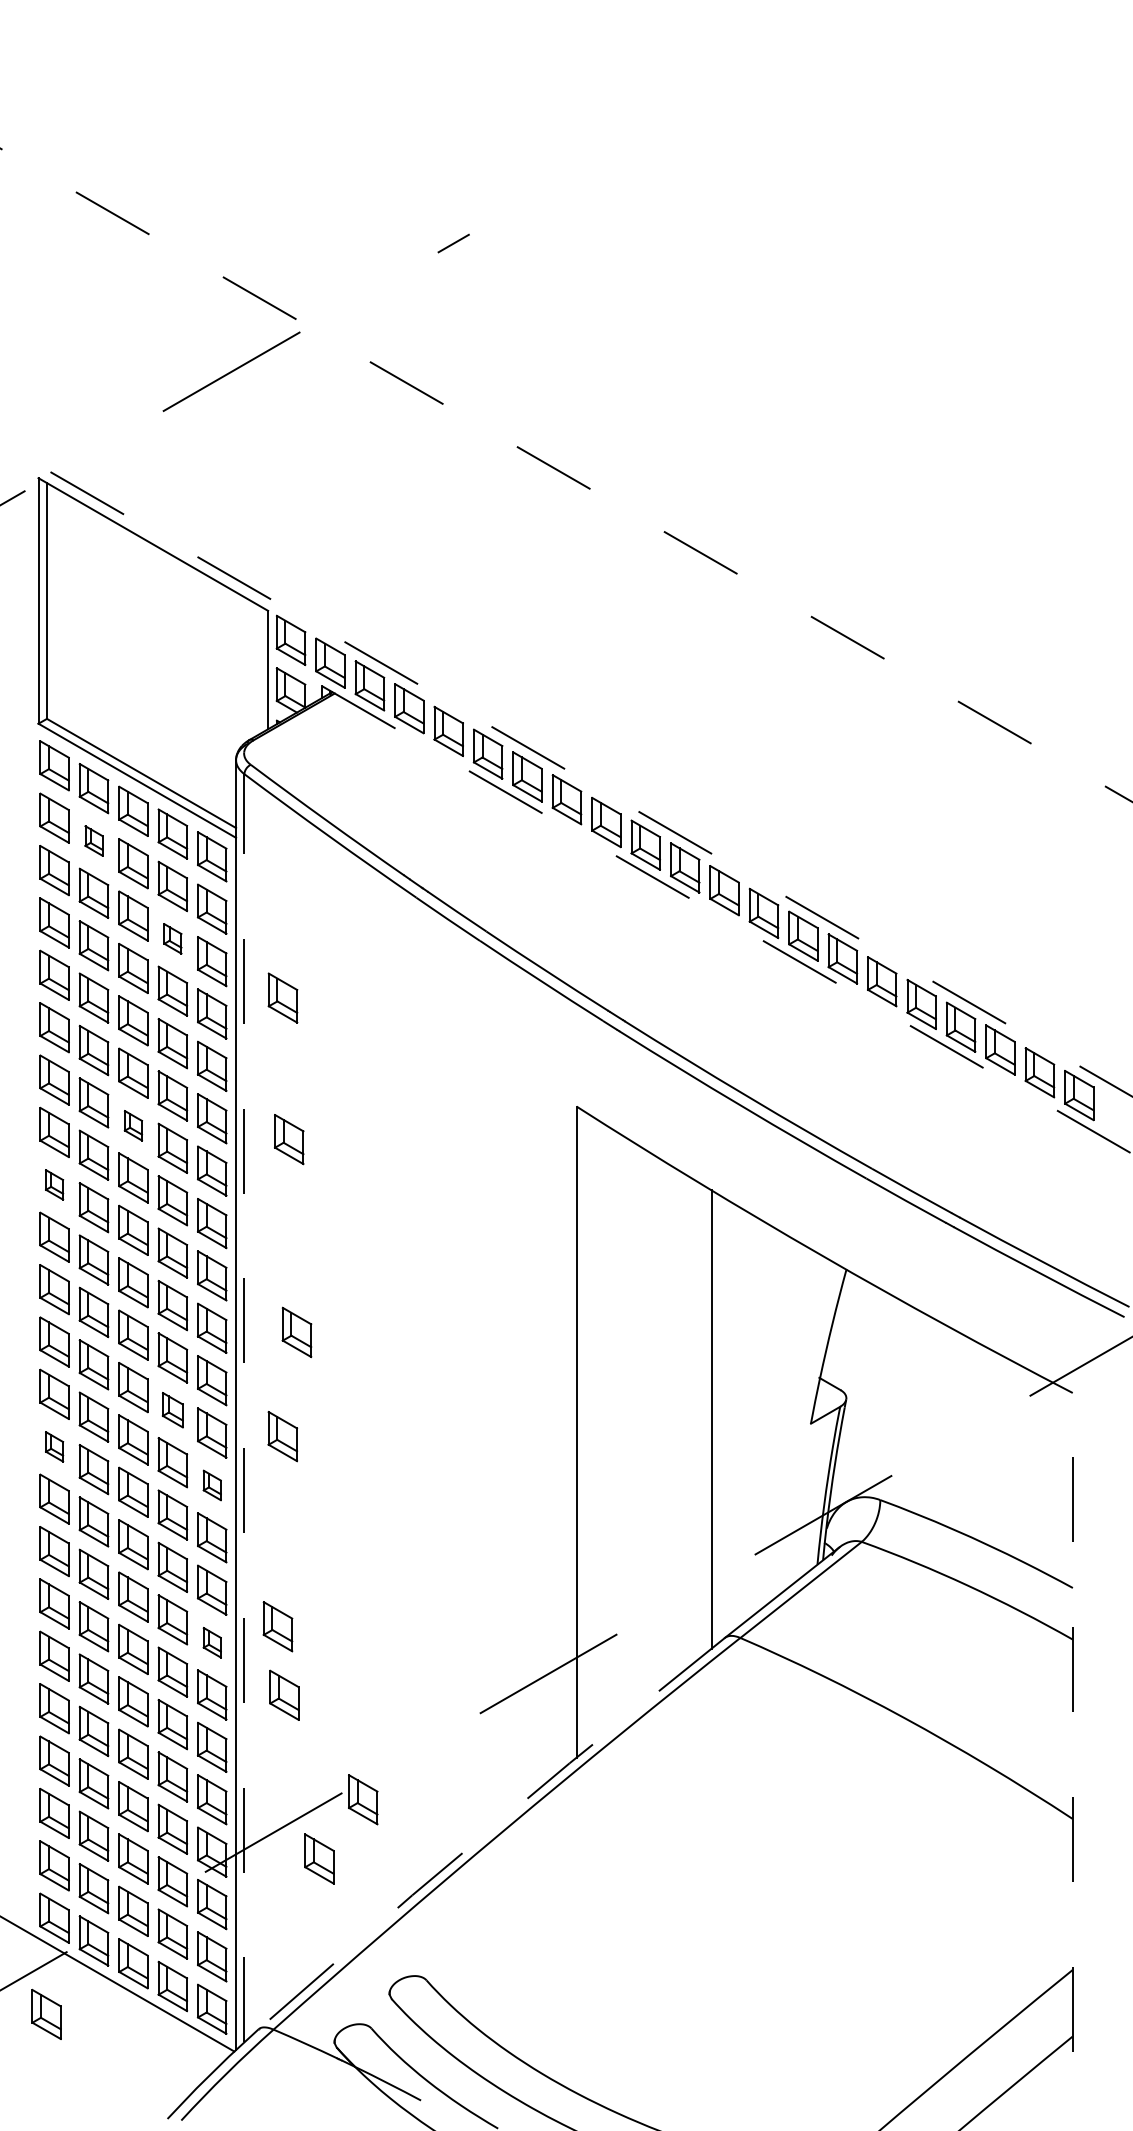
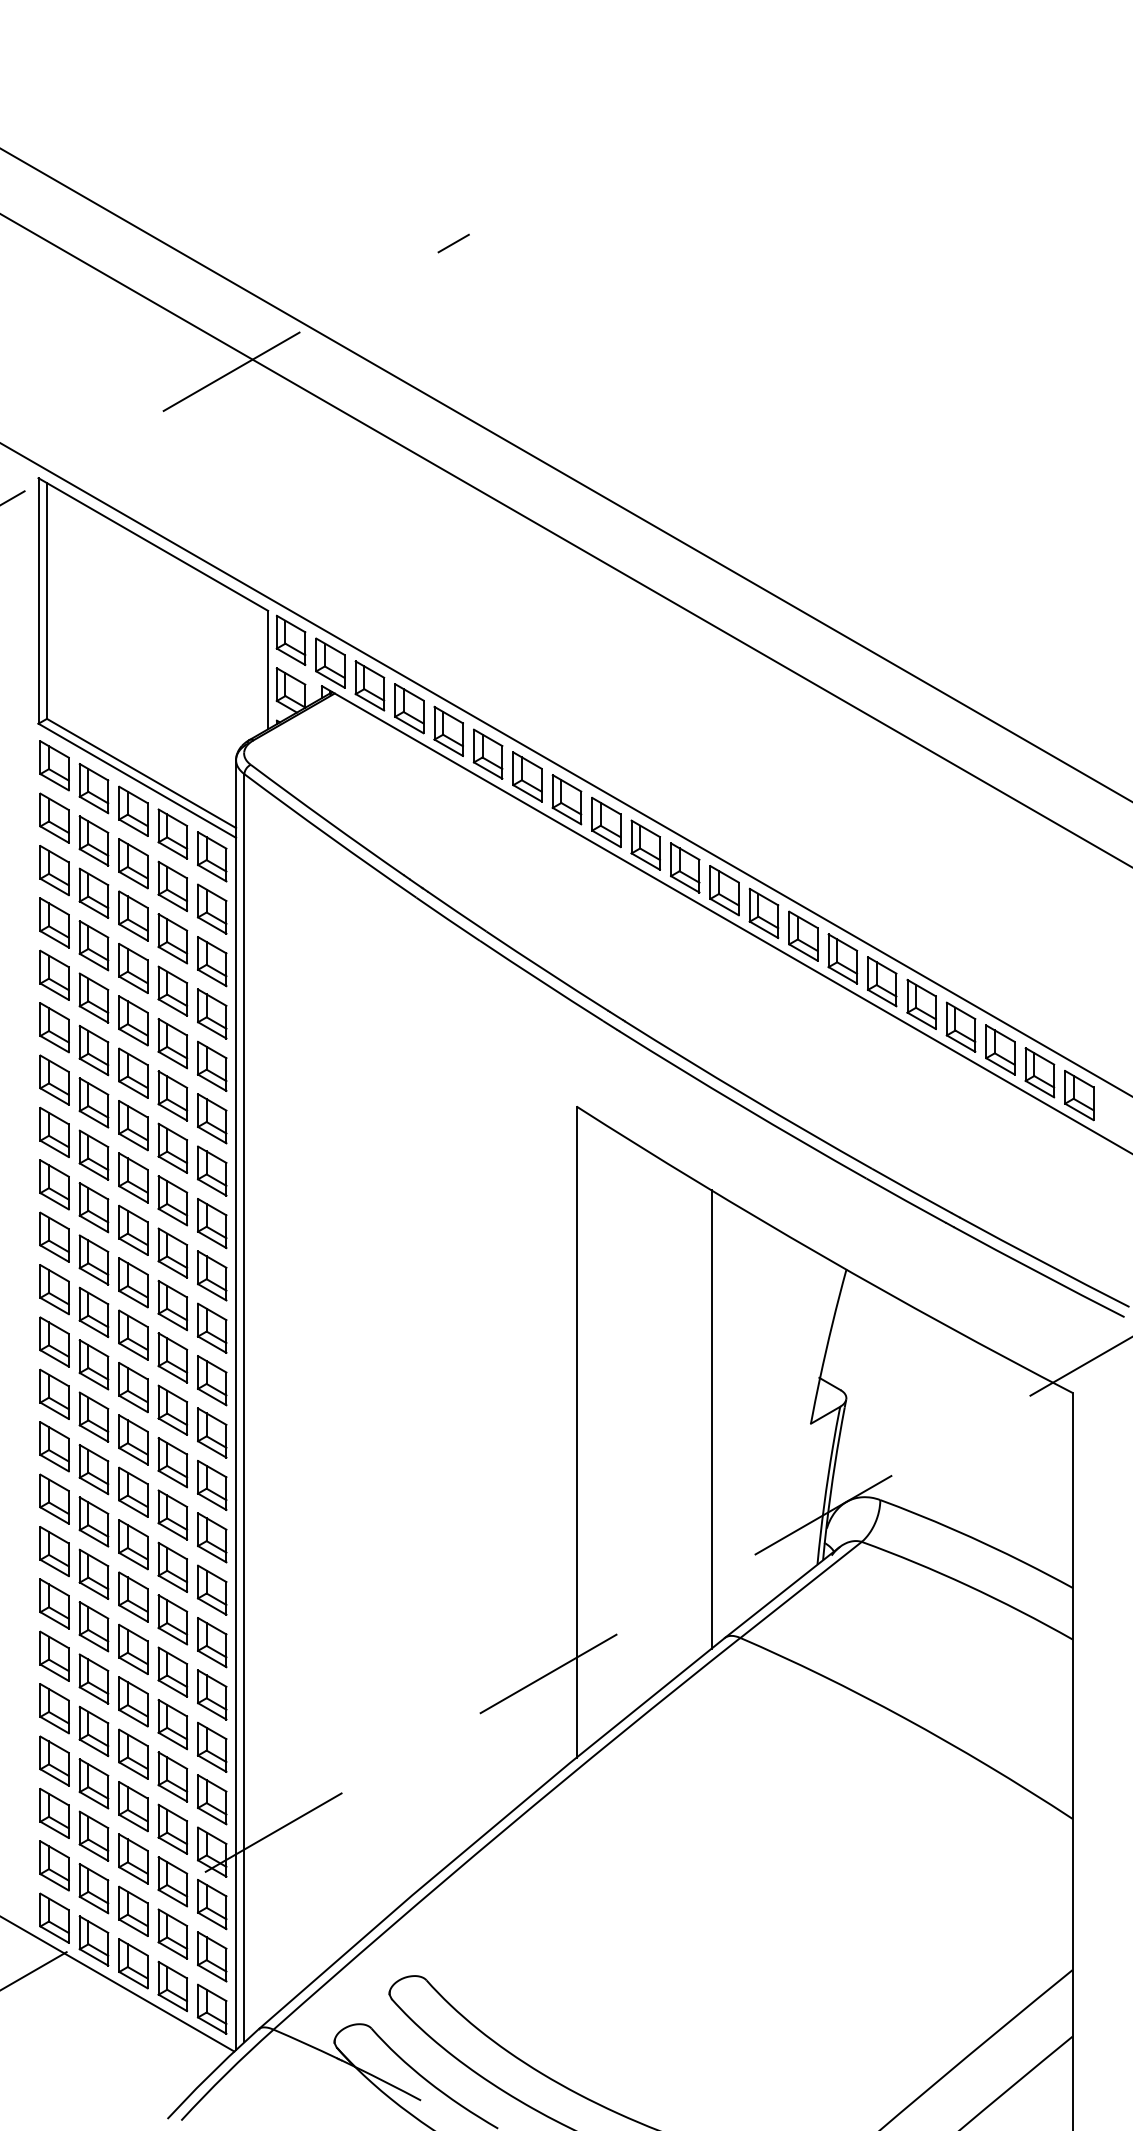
line: dashed -> solid (566, 475)
line: none -> present (565, 540)
line: dashed -> solid (566, 770)
part size: 20x32 px -> 32x52 px (93, 840)
line: dashed -> solid (727, 920)
part size: 20x32 px -> 32x52 px (172, 938)
part: present -> none (282, 997)
part size: 20x32 px -> 31x52 px (133, 1125)
part: present -> none (289, 1139)
part size: 20x32 px -> 31x52 px (54, 1184)
part: present -> none (296, 1332)
line: dashed -> solid (244, 1407)
part size: 23x37 px -> 32x52 px (172, 1409)
part: present -> none (282, 1436)
part size: 20x32 px -> 31x52 px (54, 1446)
part size: 20x33 px -> 31x51 px (212, 1485)
part: present -> none (277, 1626)
part size: 20x32 px -> 31x52 px (212, 1642)
part: present -> none (284, 1694)
line: dashed -> solid (1072, 1761)
part: present -> none (363, 1799)
line: dashed -> solid (489, 1830)
part: present -> none (319, 1858)
part: present -> none (46, 2013)
